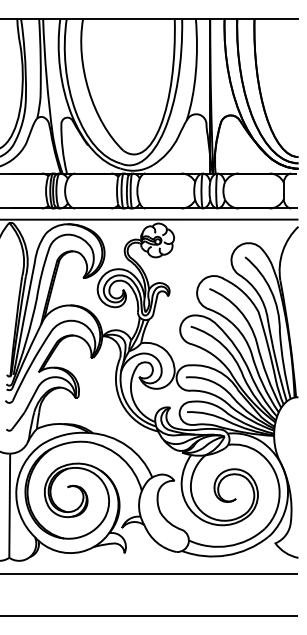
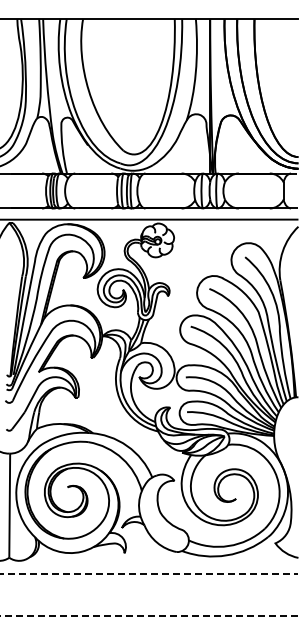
line: solid -> dashed (0, 574)
